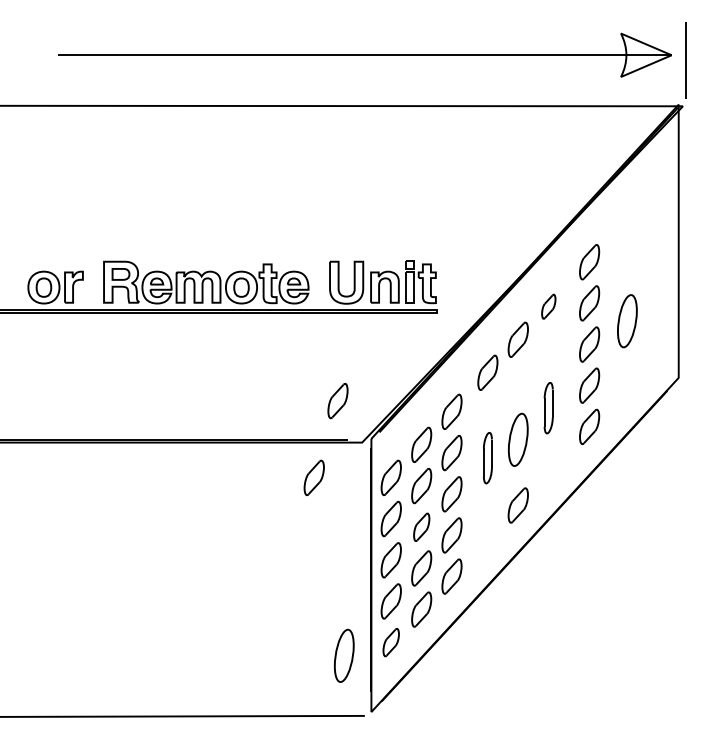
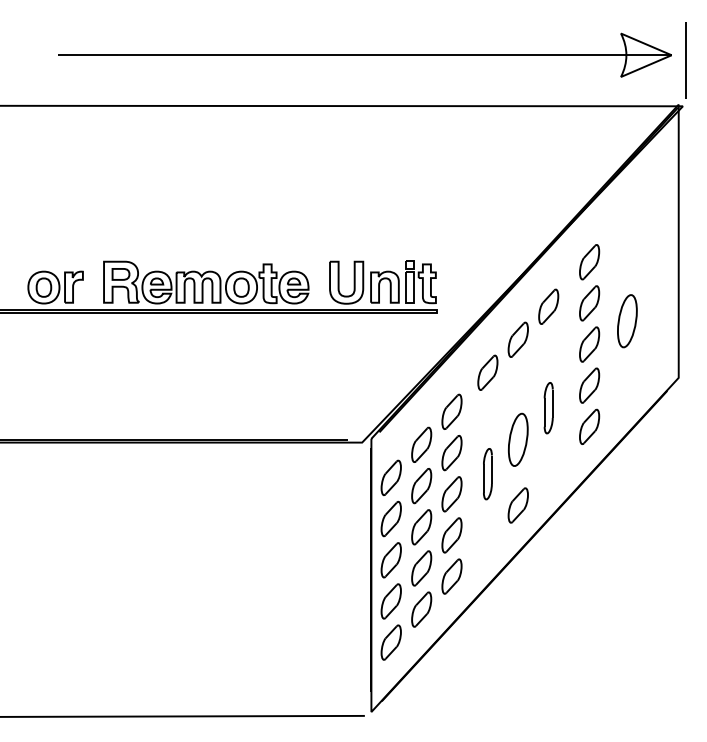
part size: 16x27 px -> 22x37 px (548, 306)
part: present -> none (337, 401)
part position: (487, 458) -> (487, 474) (487, 474)
part: present -> none (313, 477)
part size: 18x30 px -> 22x37 px (421, 527)
part size: 18x30 px -> 22x37 px (390, 642)
part: present -> none (343, 655)
